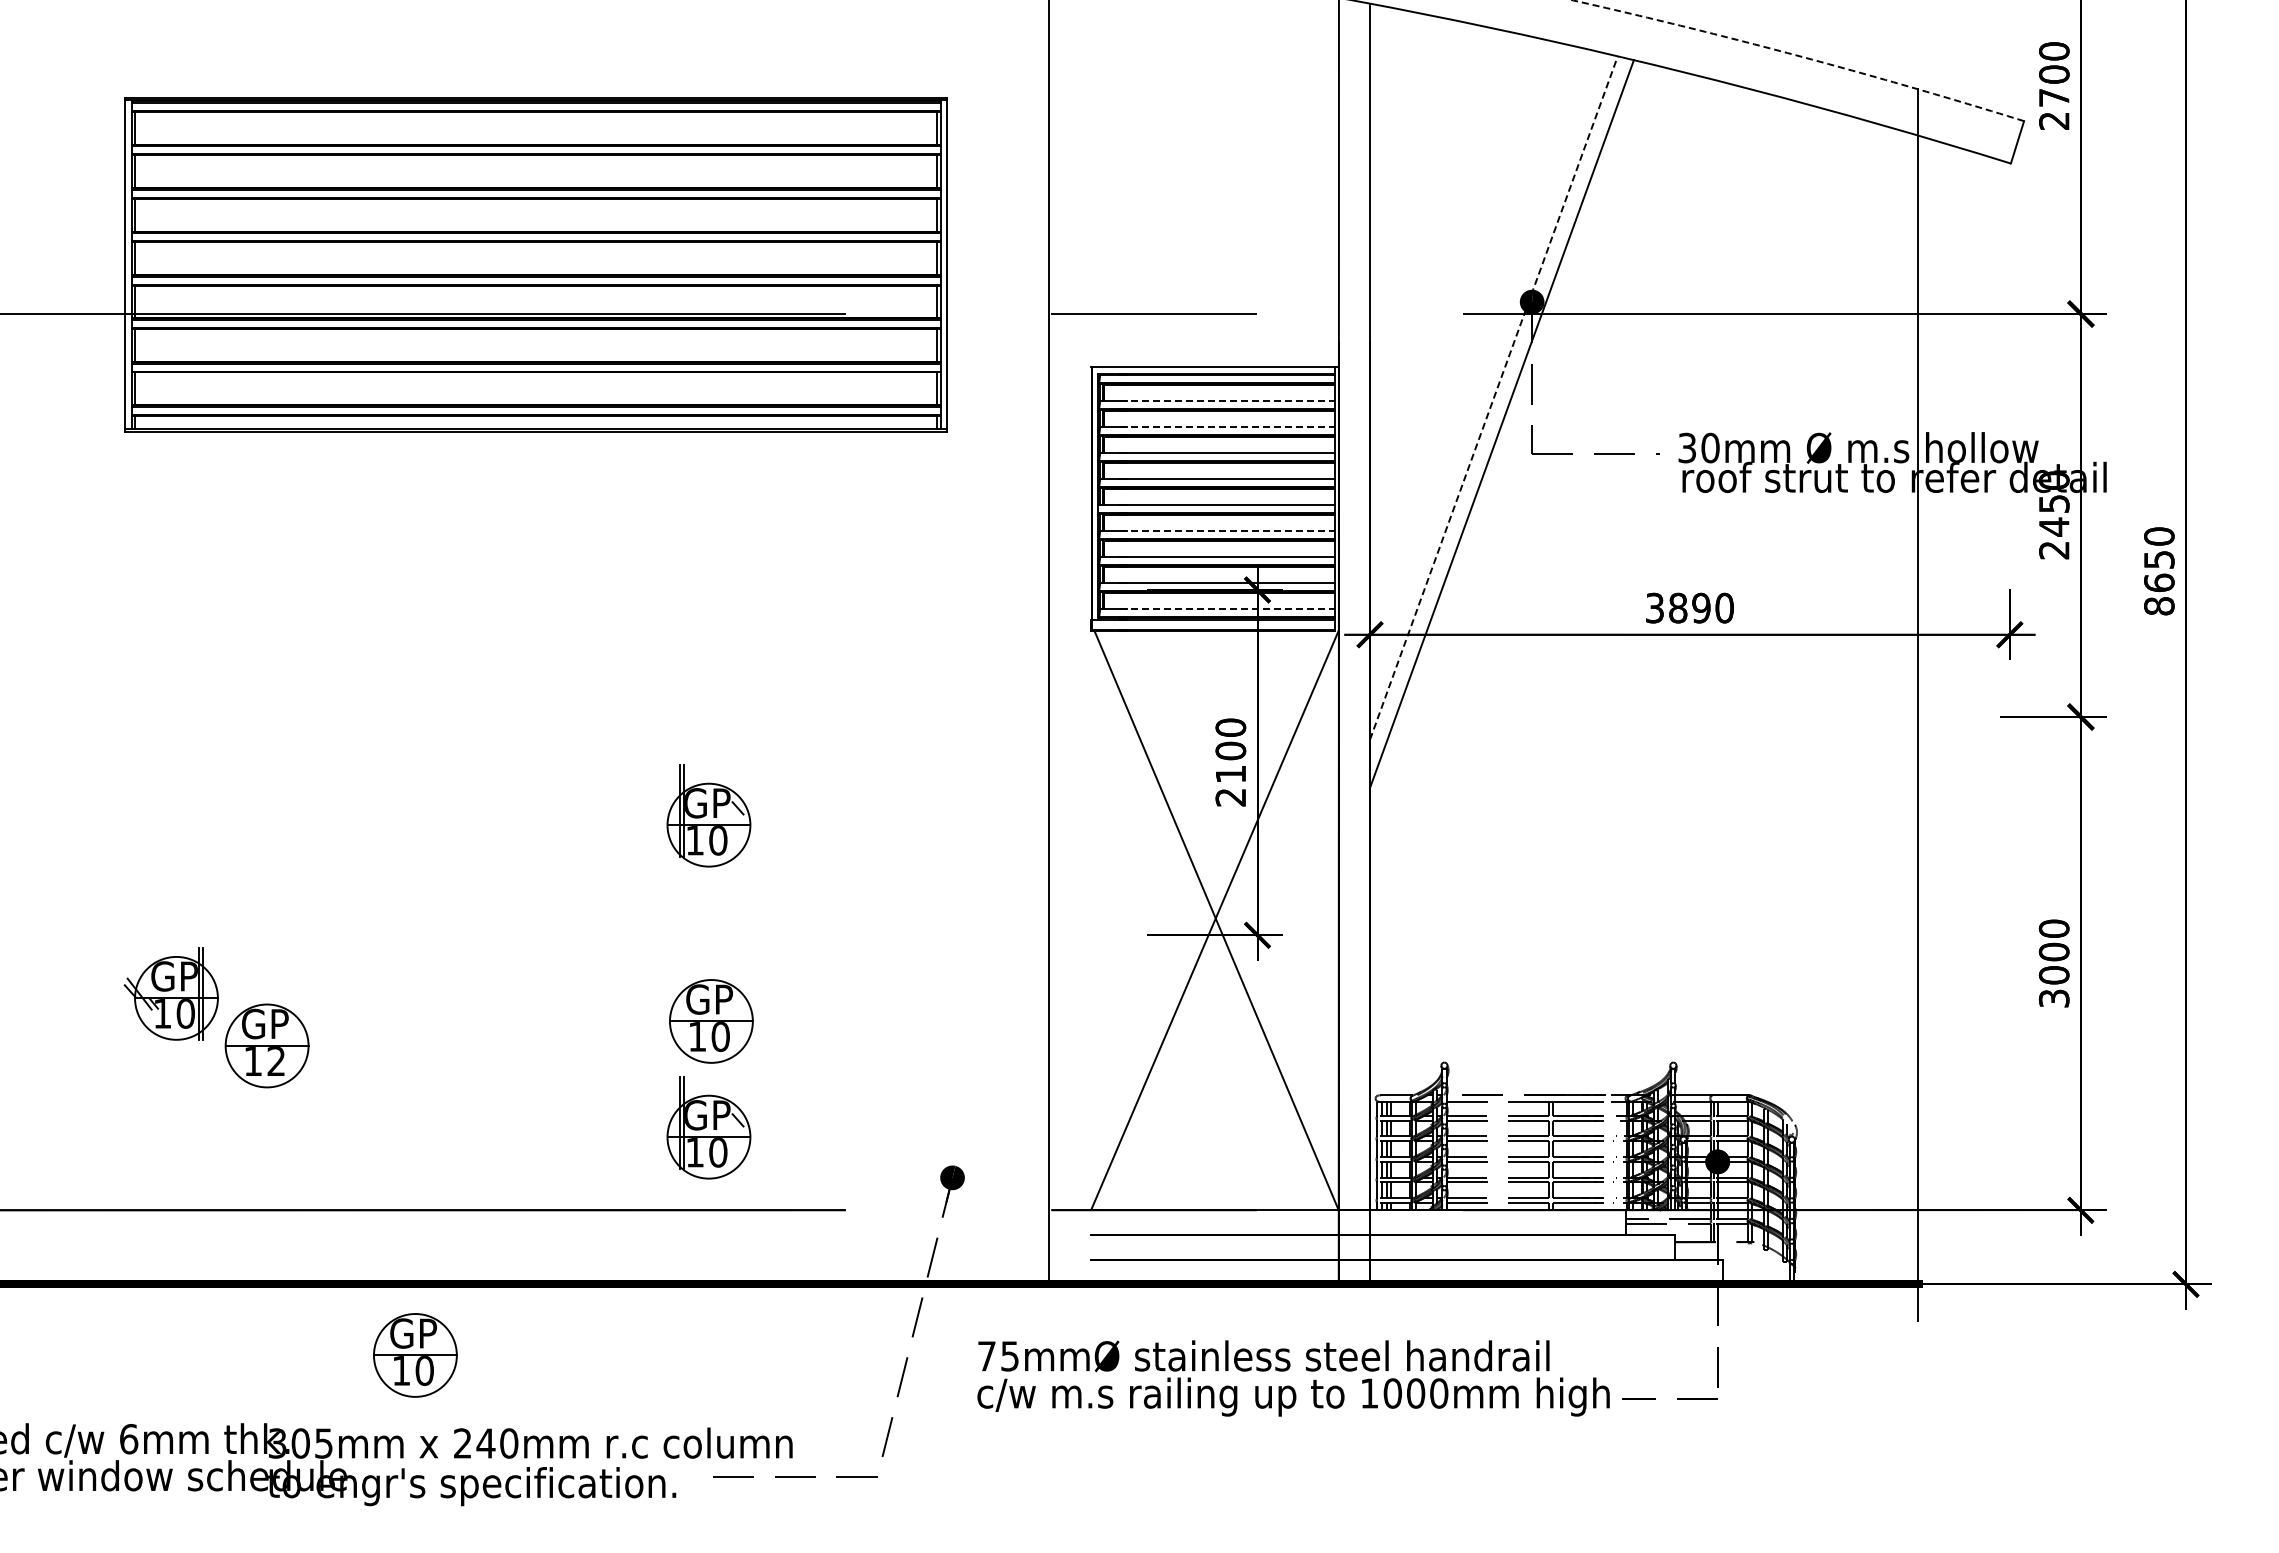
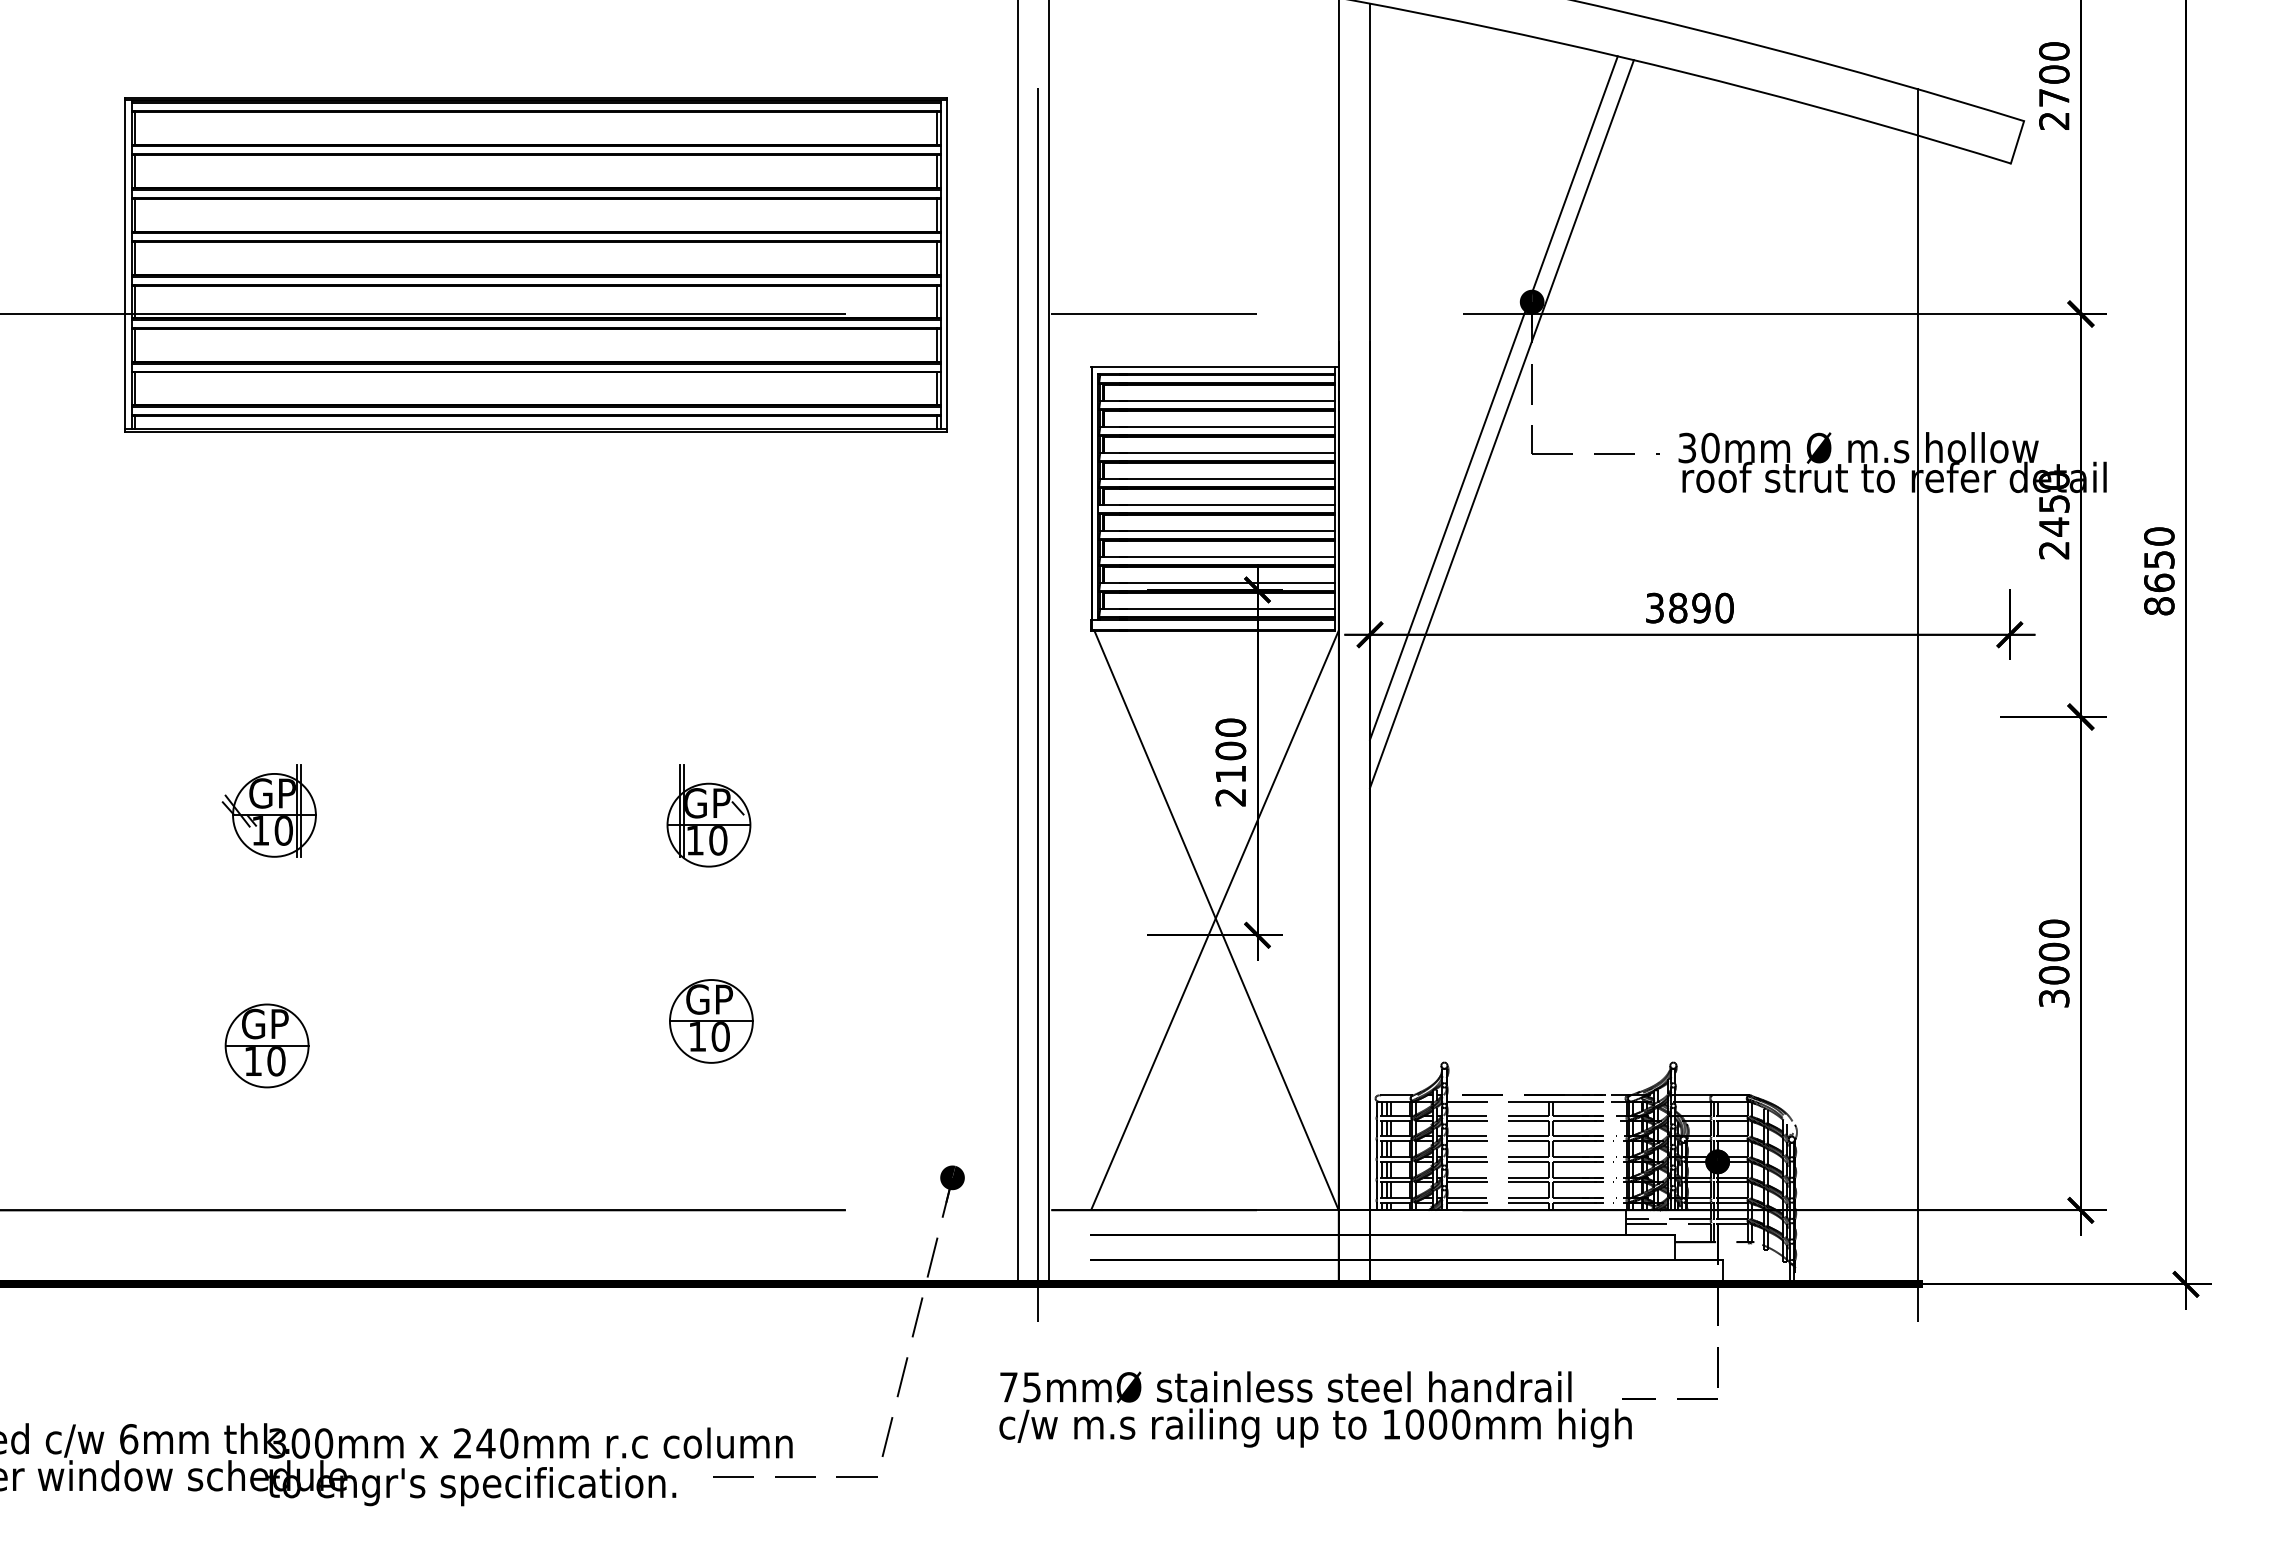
arc: dashed -> solid (1799, 56)
line: dashed -> solid (1494, 397)
line: dashed -> solid (1227, 401)
line: dashed -> solid (1227, 427)
line: dashed -> solid (1227, 531)
line: dashed -> solid (1227, 609)
line: none -> present (1017, 641)
line: none -> present (1037, 661)
part position: (170, 993) -> (268, 810) (268, 810)
text: 12 -> 10 (276, 1061)
part: present -> none (708, 1127)
part: present -> none (415, 1355)
text position: (1293, 1378) -> (1315, 1409) (1315, 1409)
text: 305mm -> 300mm (323, 1443)
